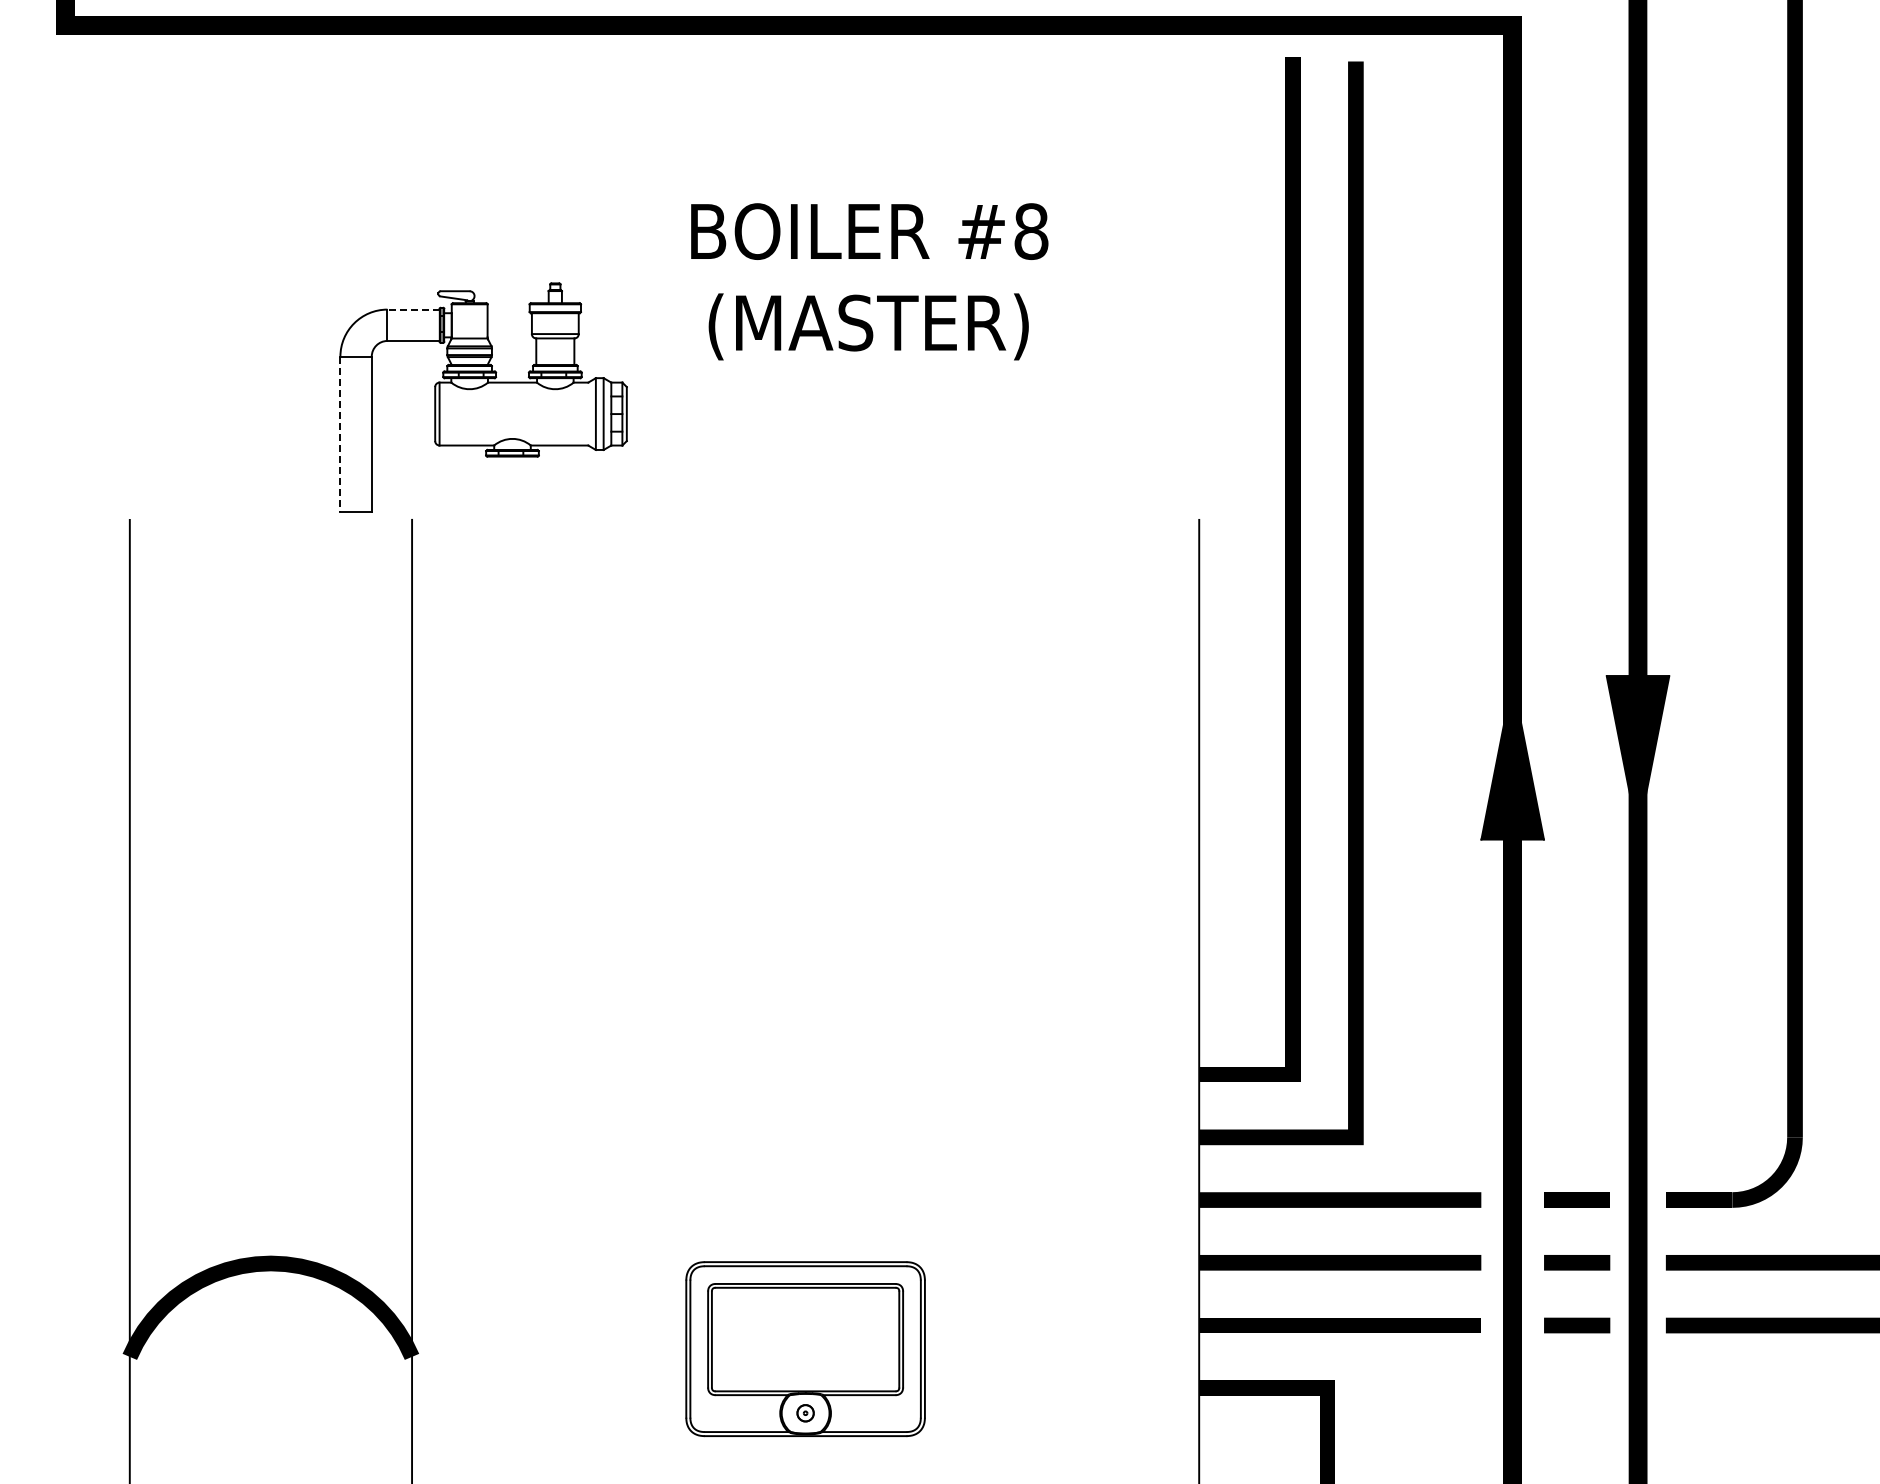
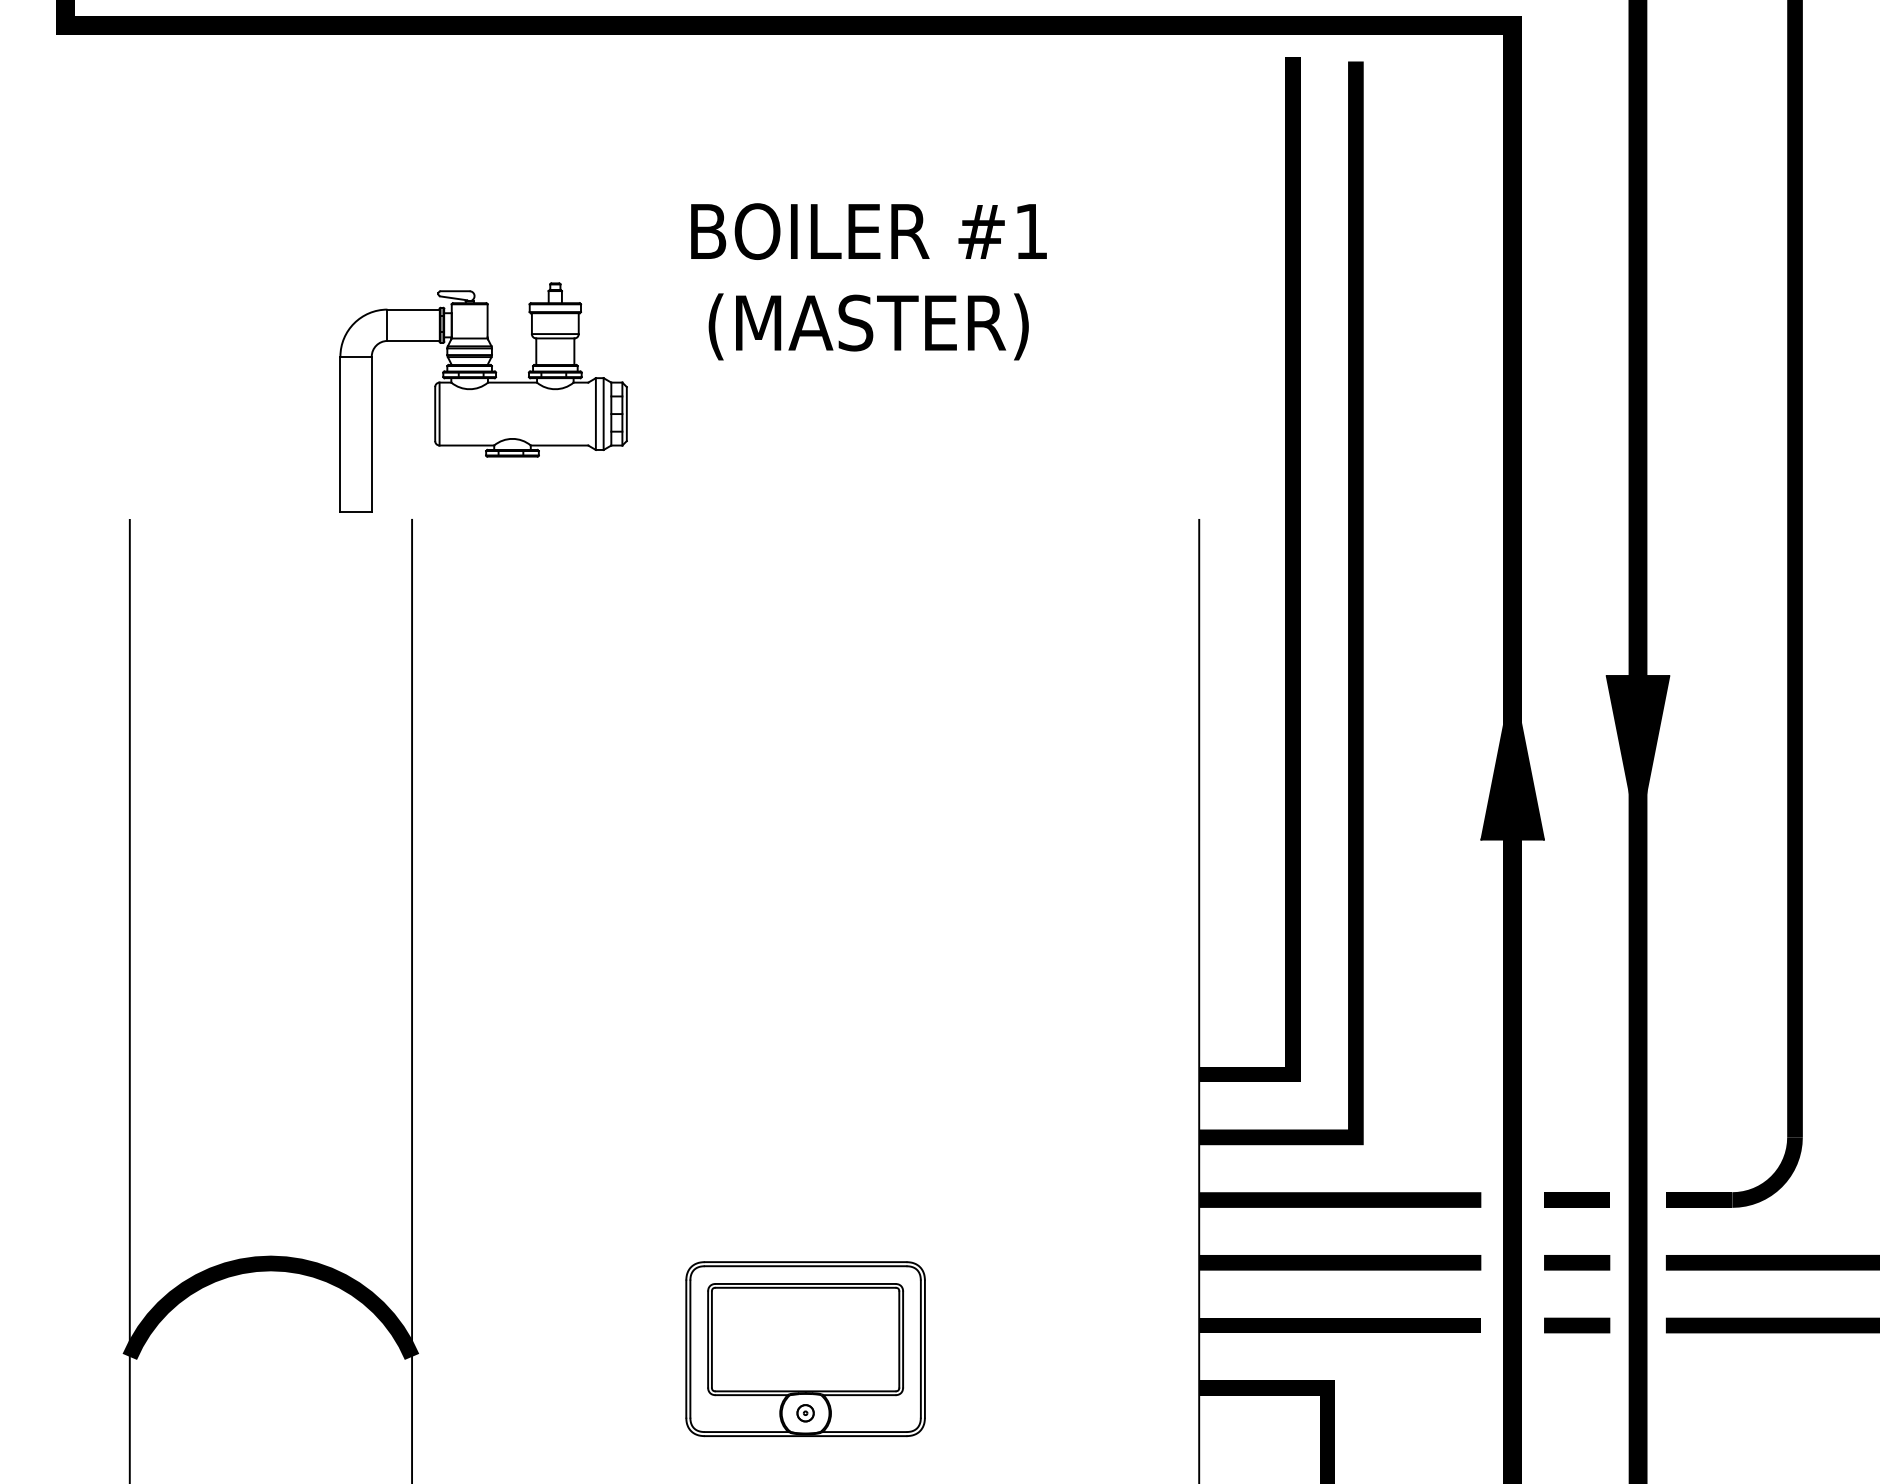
text: #8 -> #1 (1031, 231)
line: dashed -> solid (413, 309)
line: dashed -> solid (340, 434)
